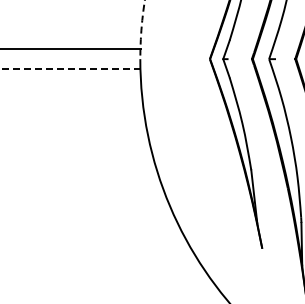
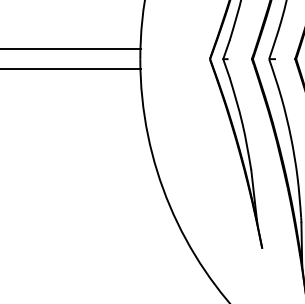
arc: dashed -> solid (141, 29)
line: dashed -> solid (70, 69)
